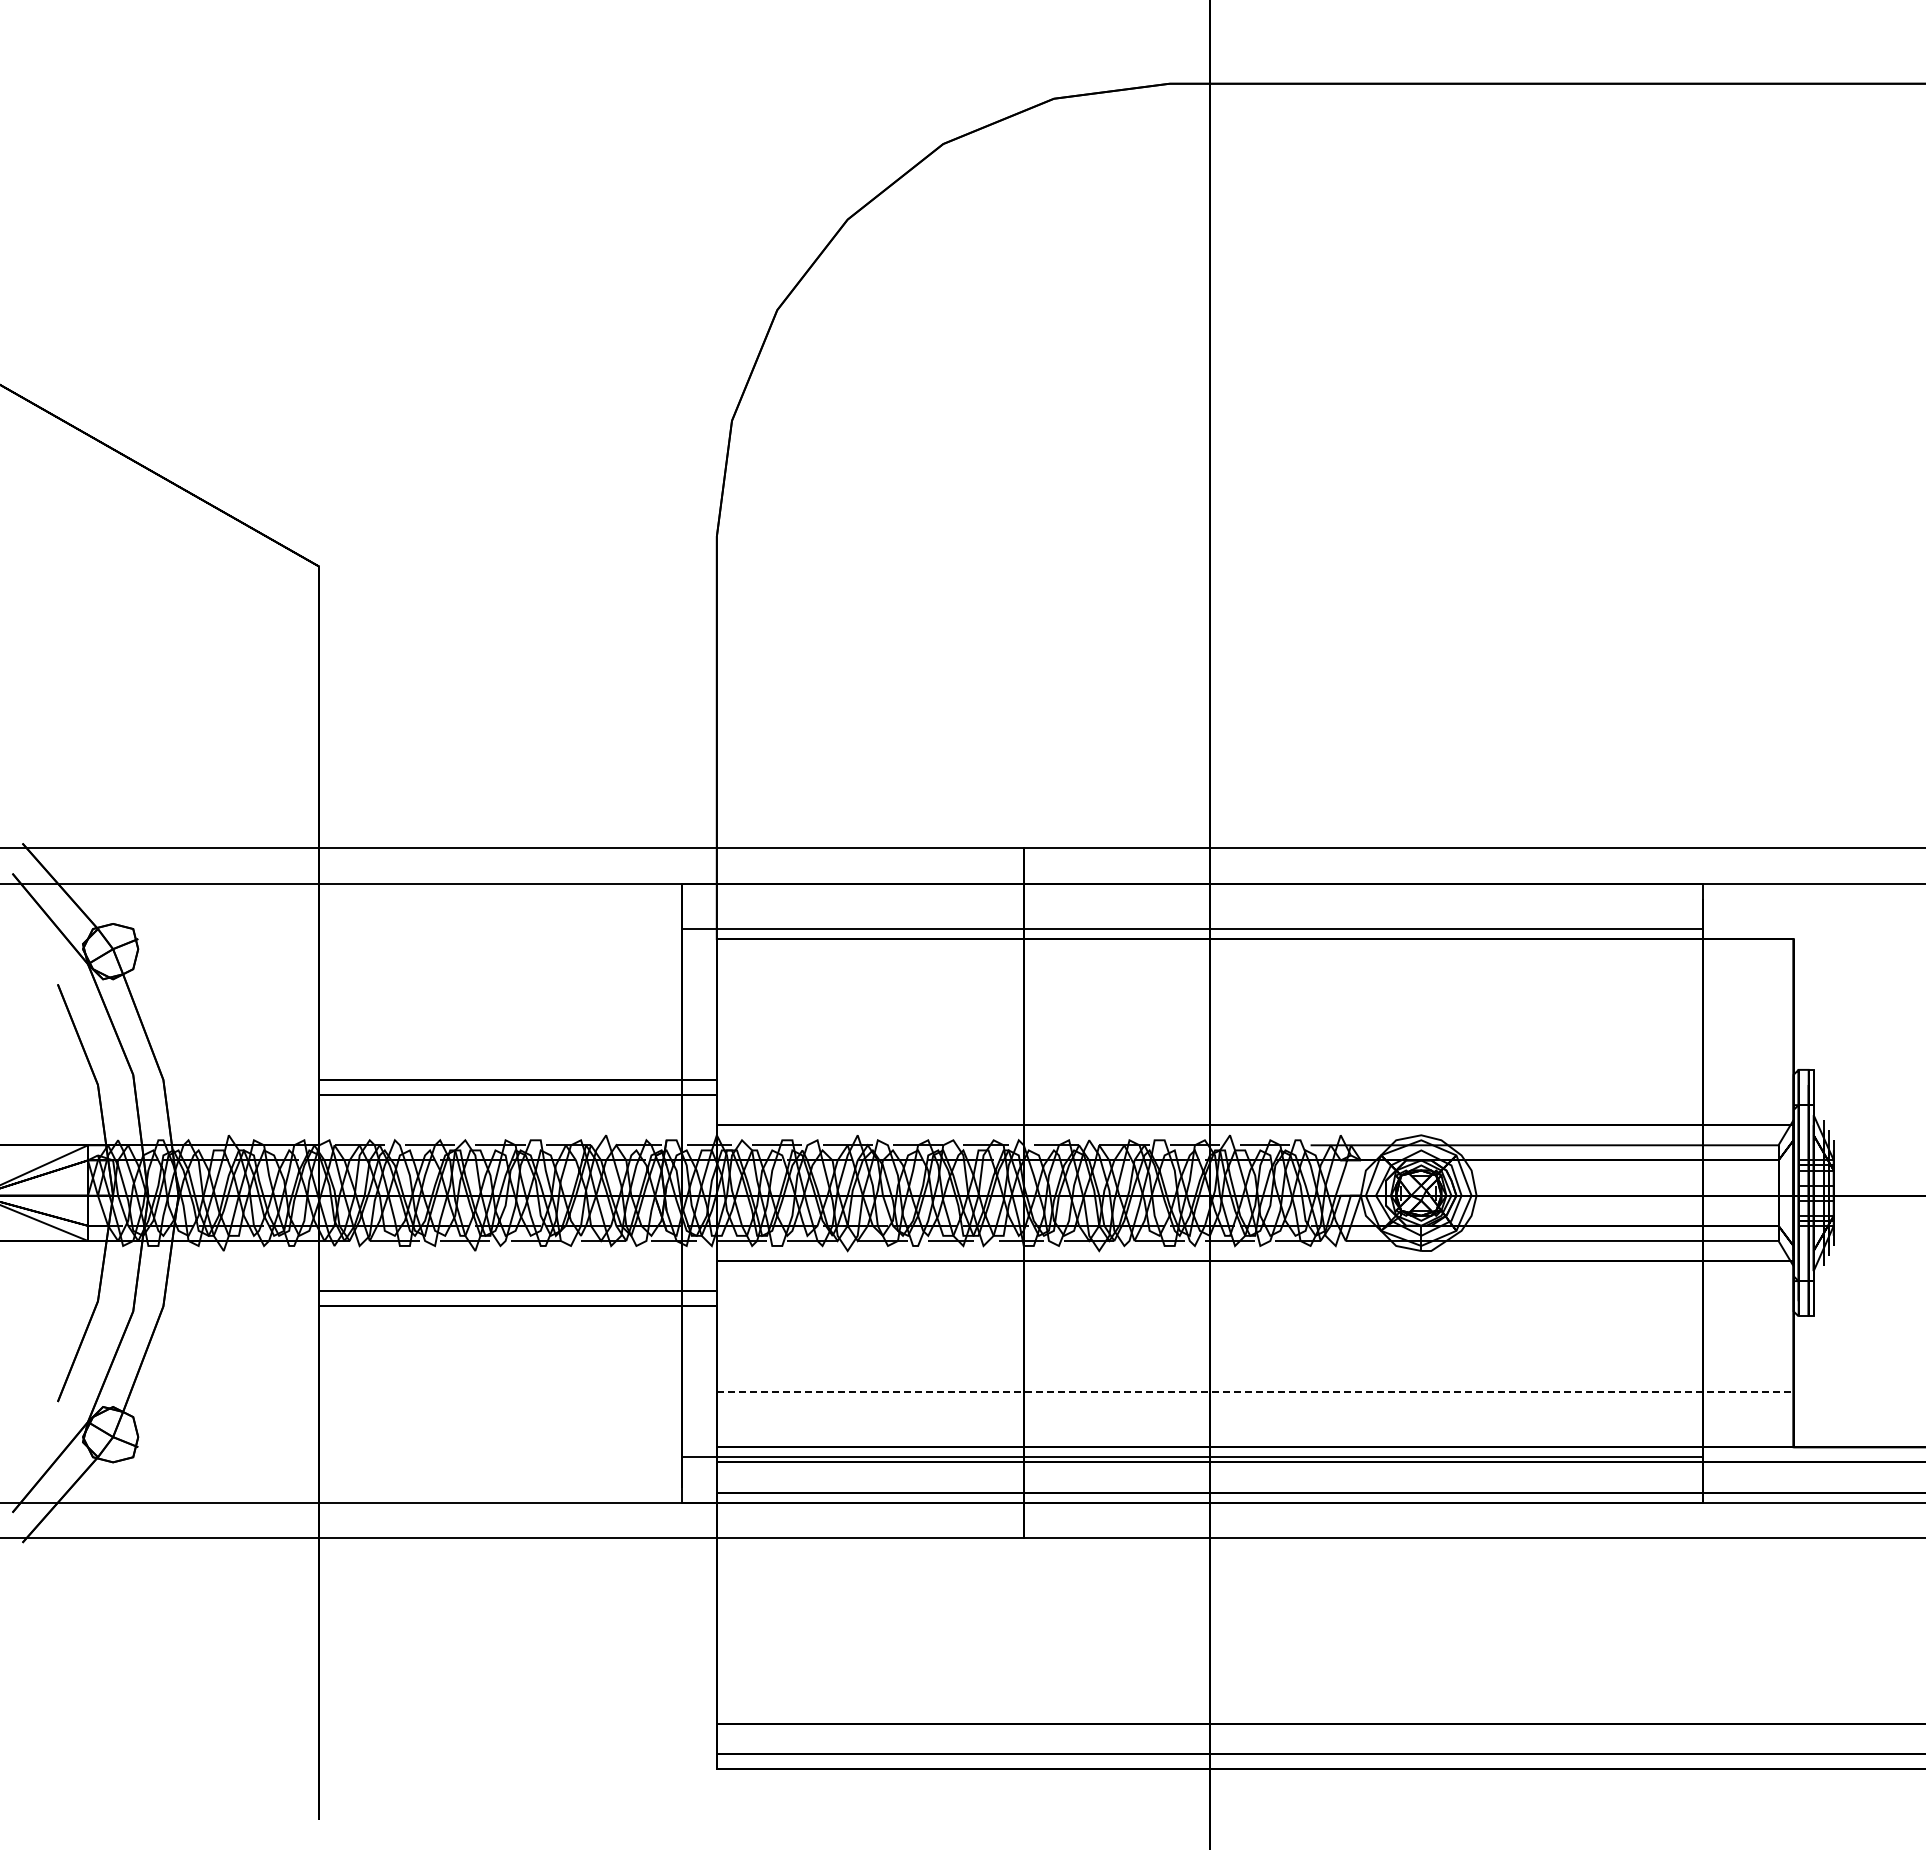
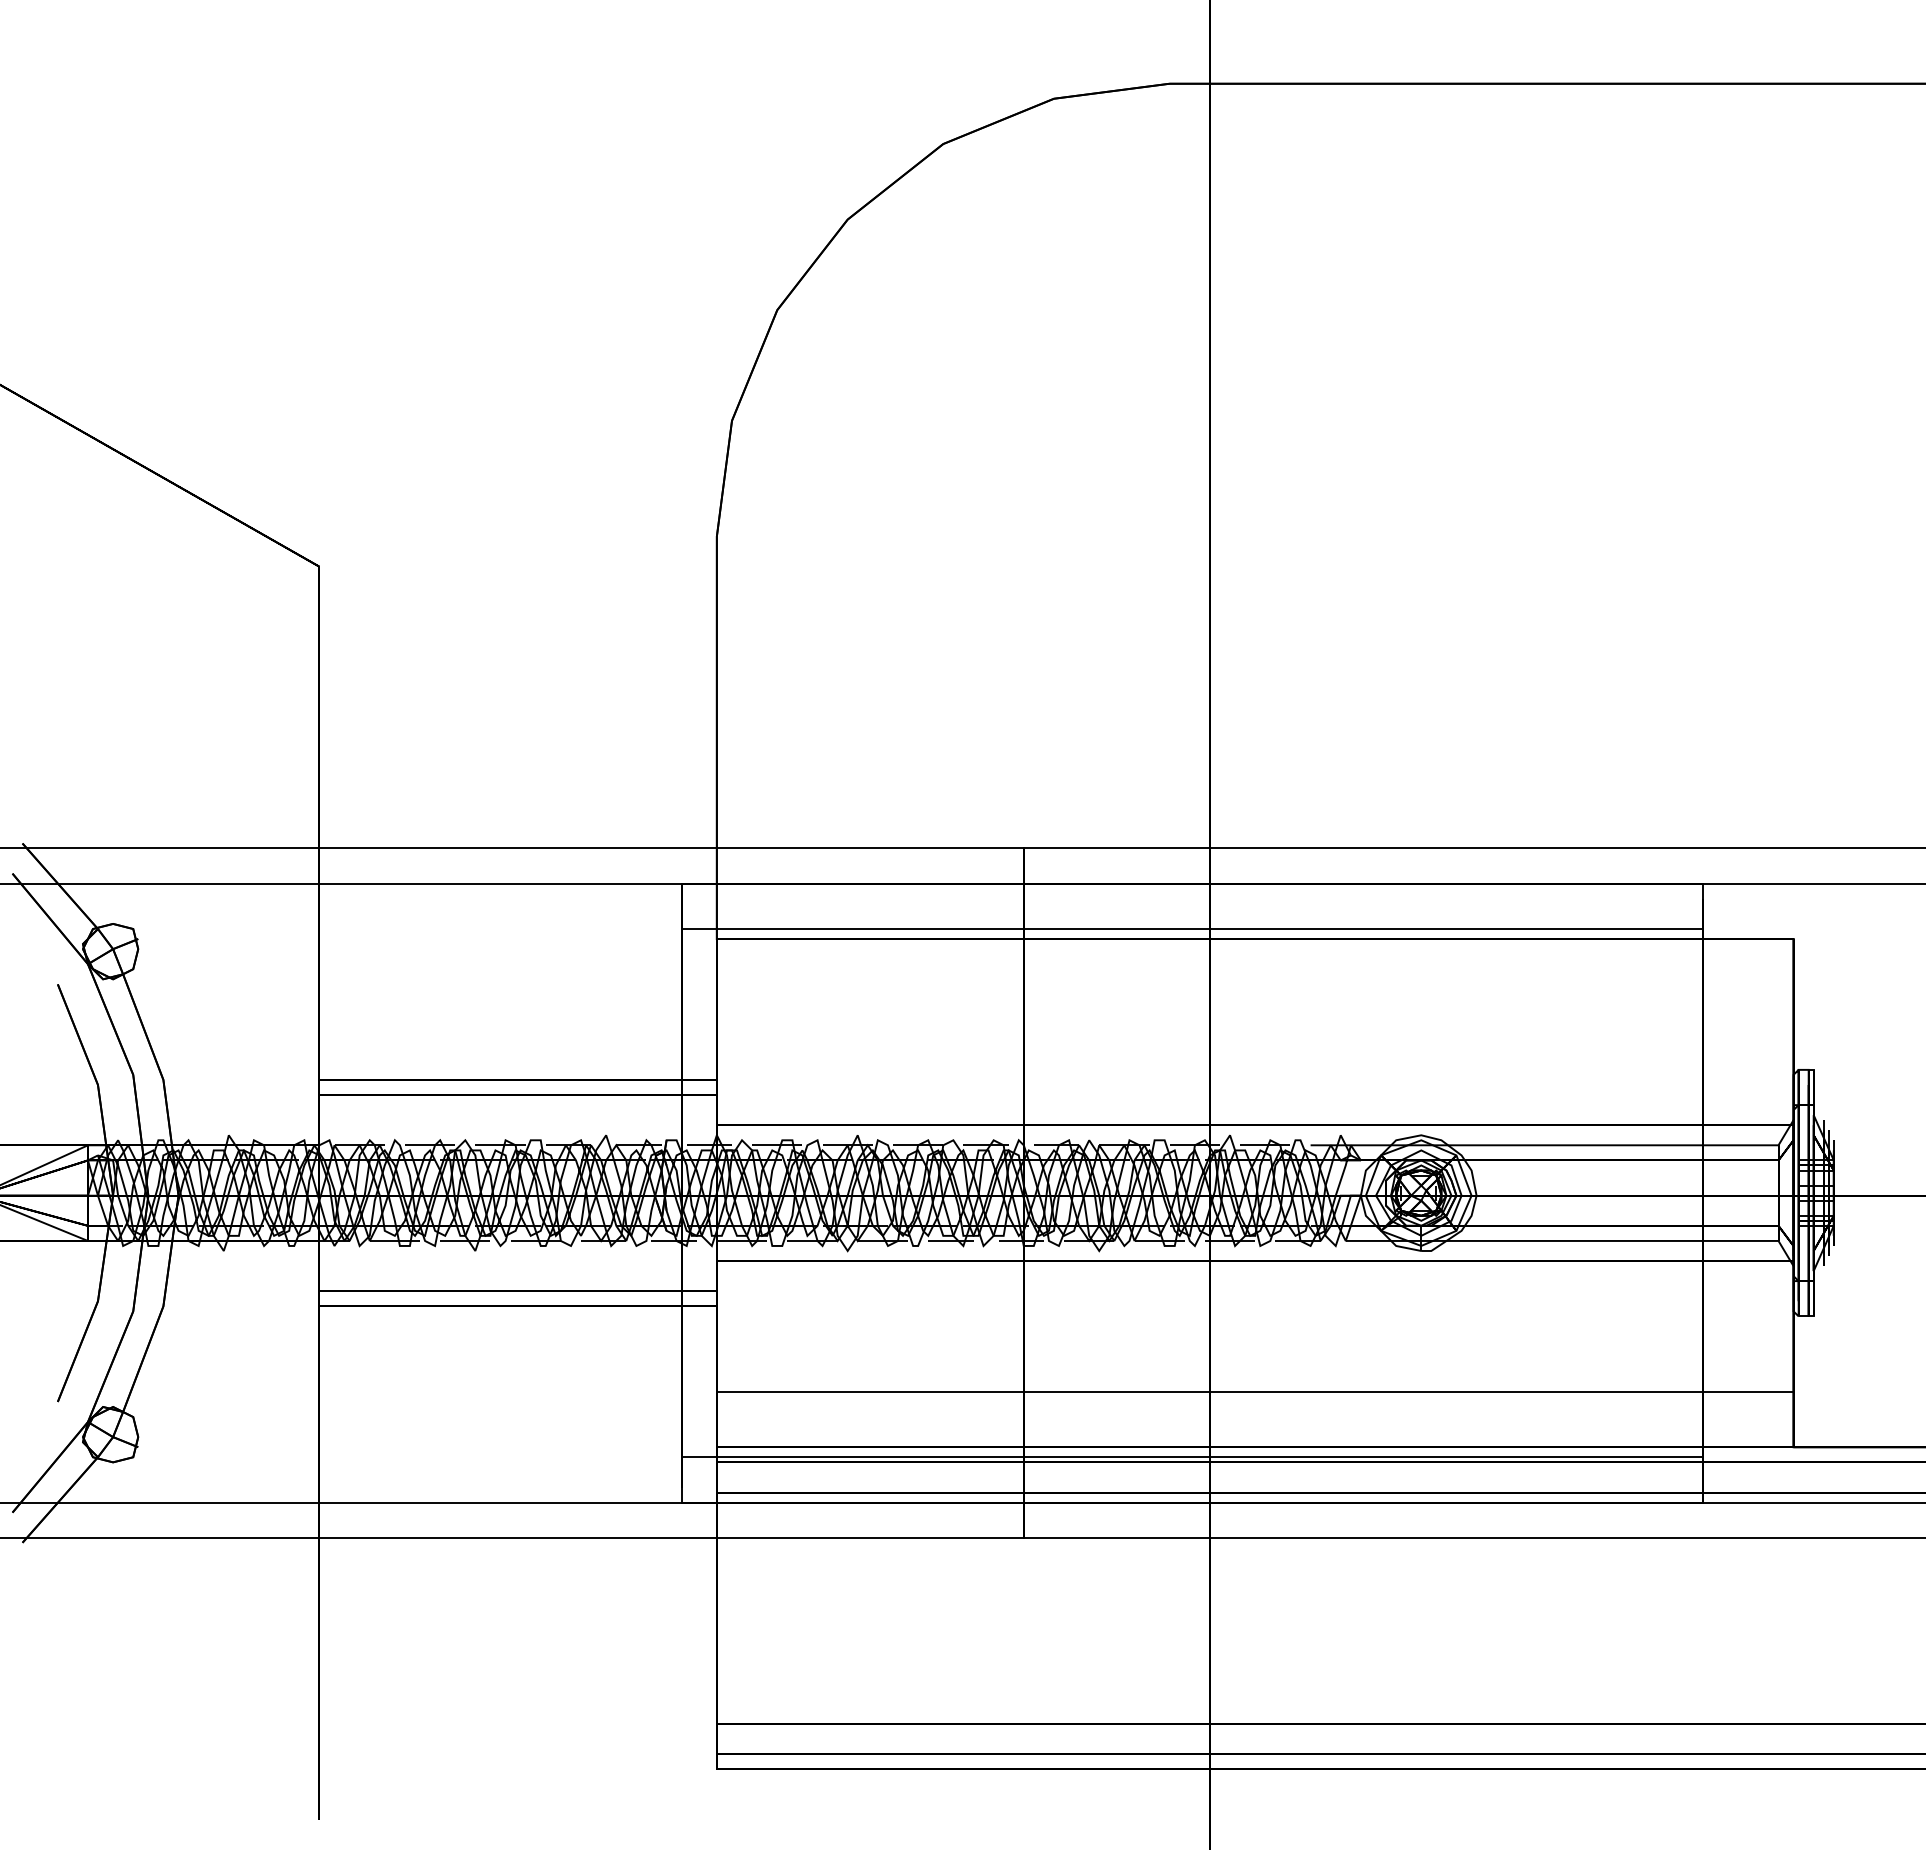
line: dashed -> solid (1255, 1391)
